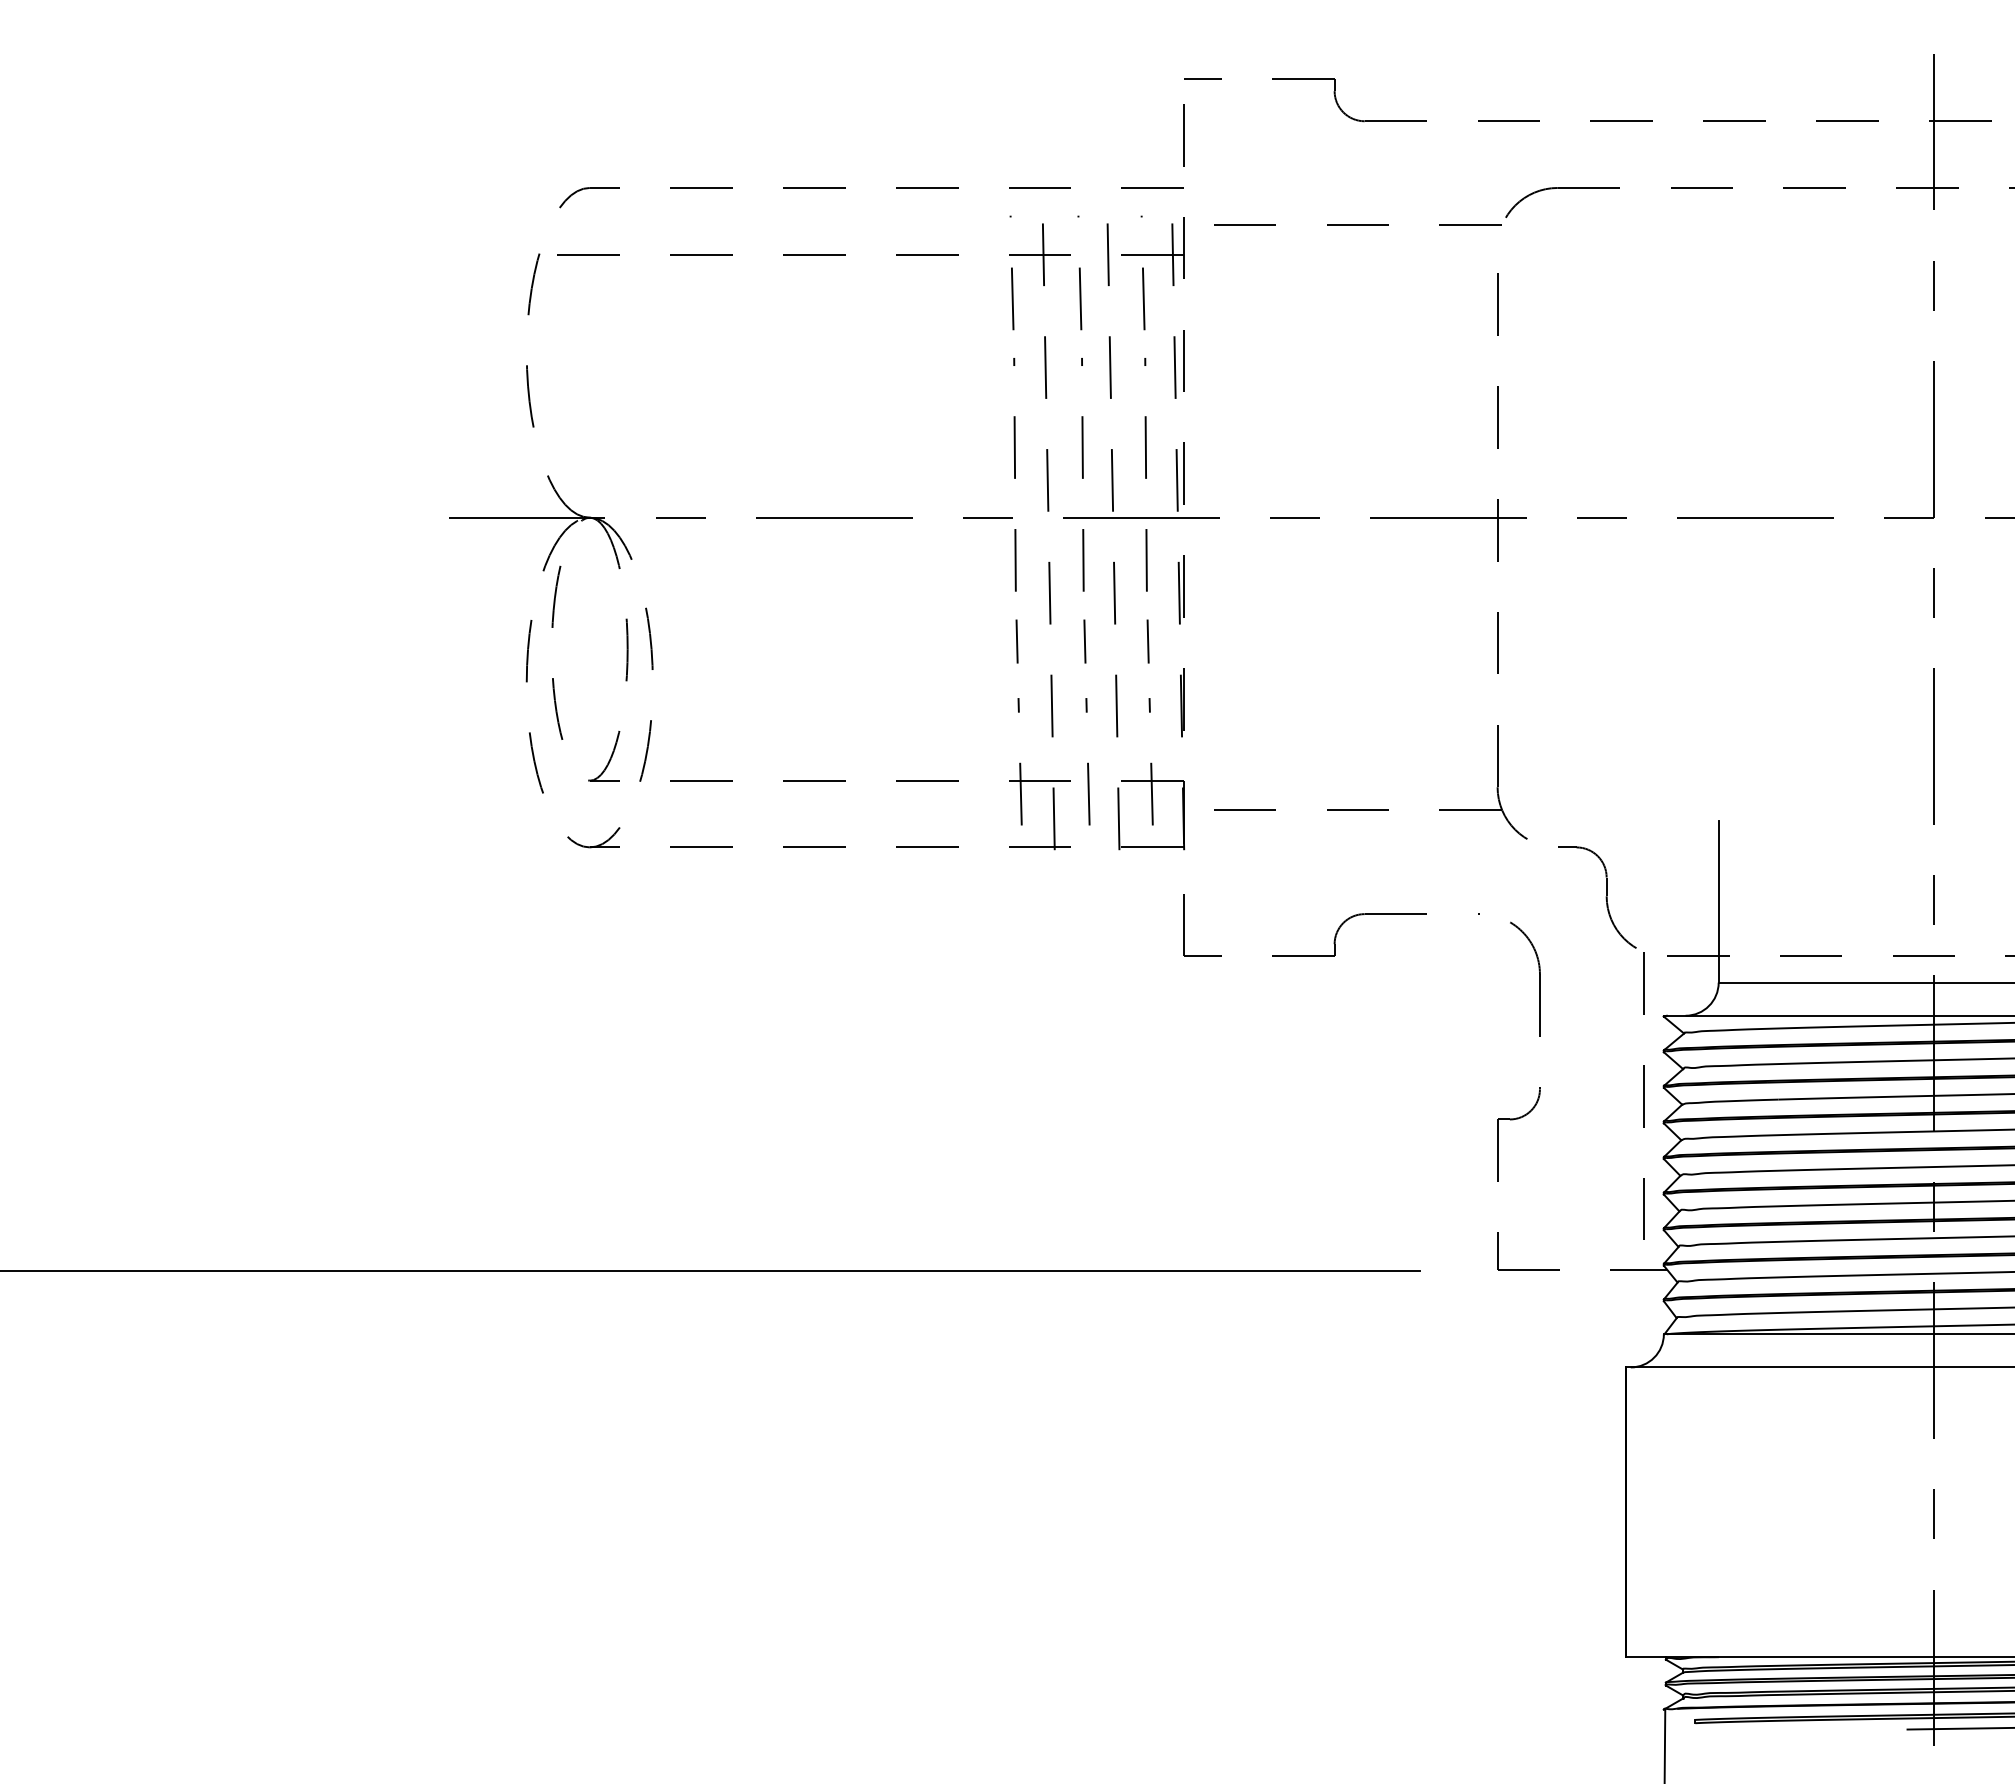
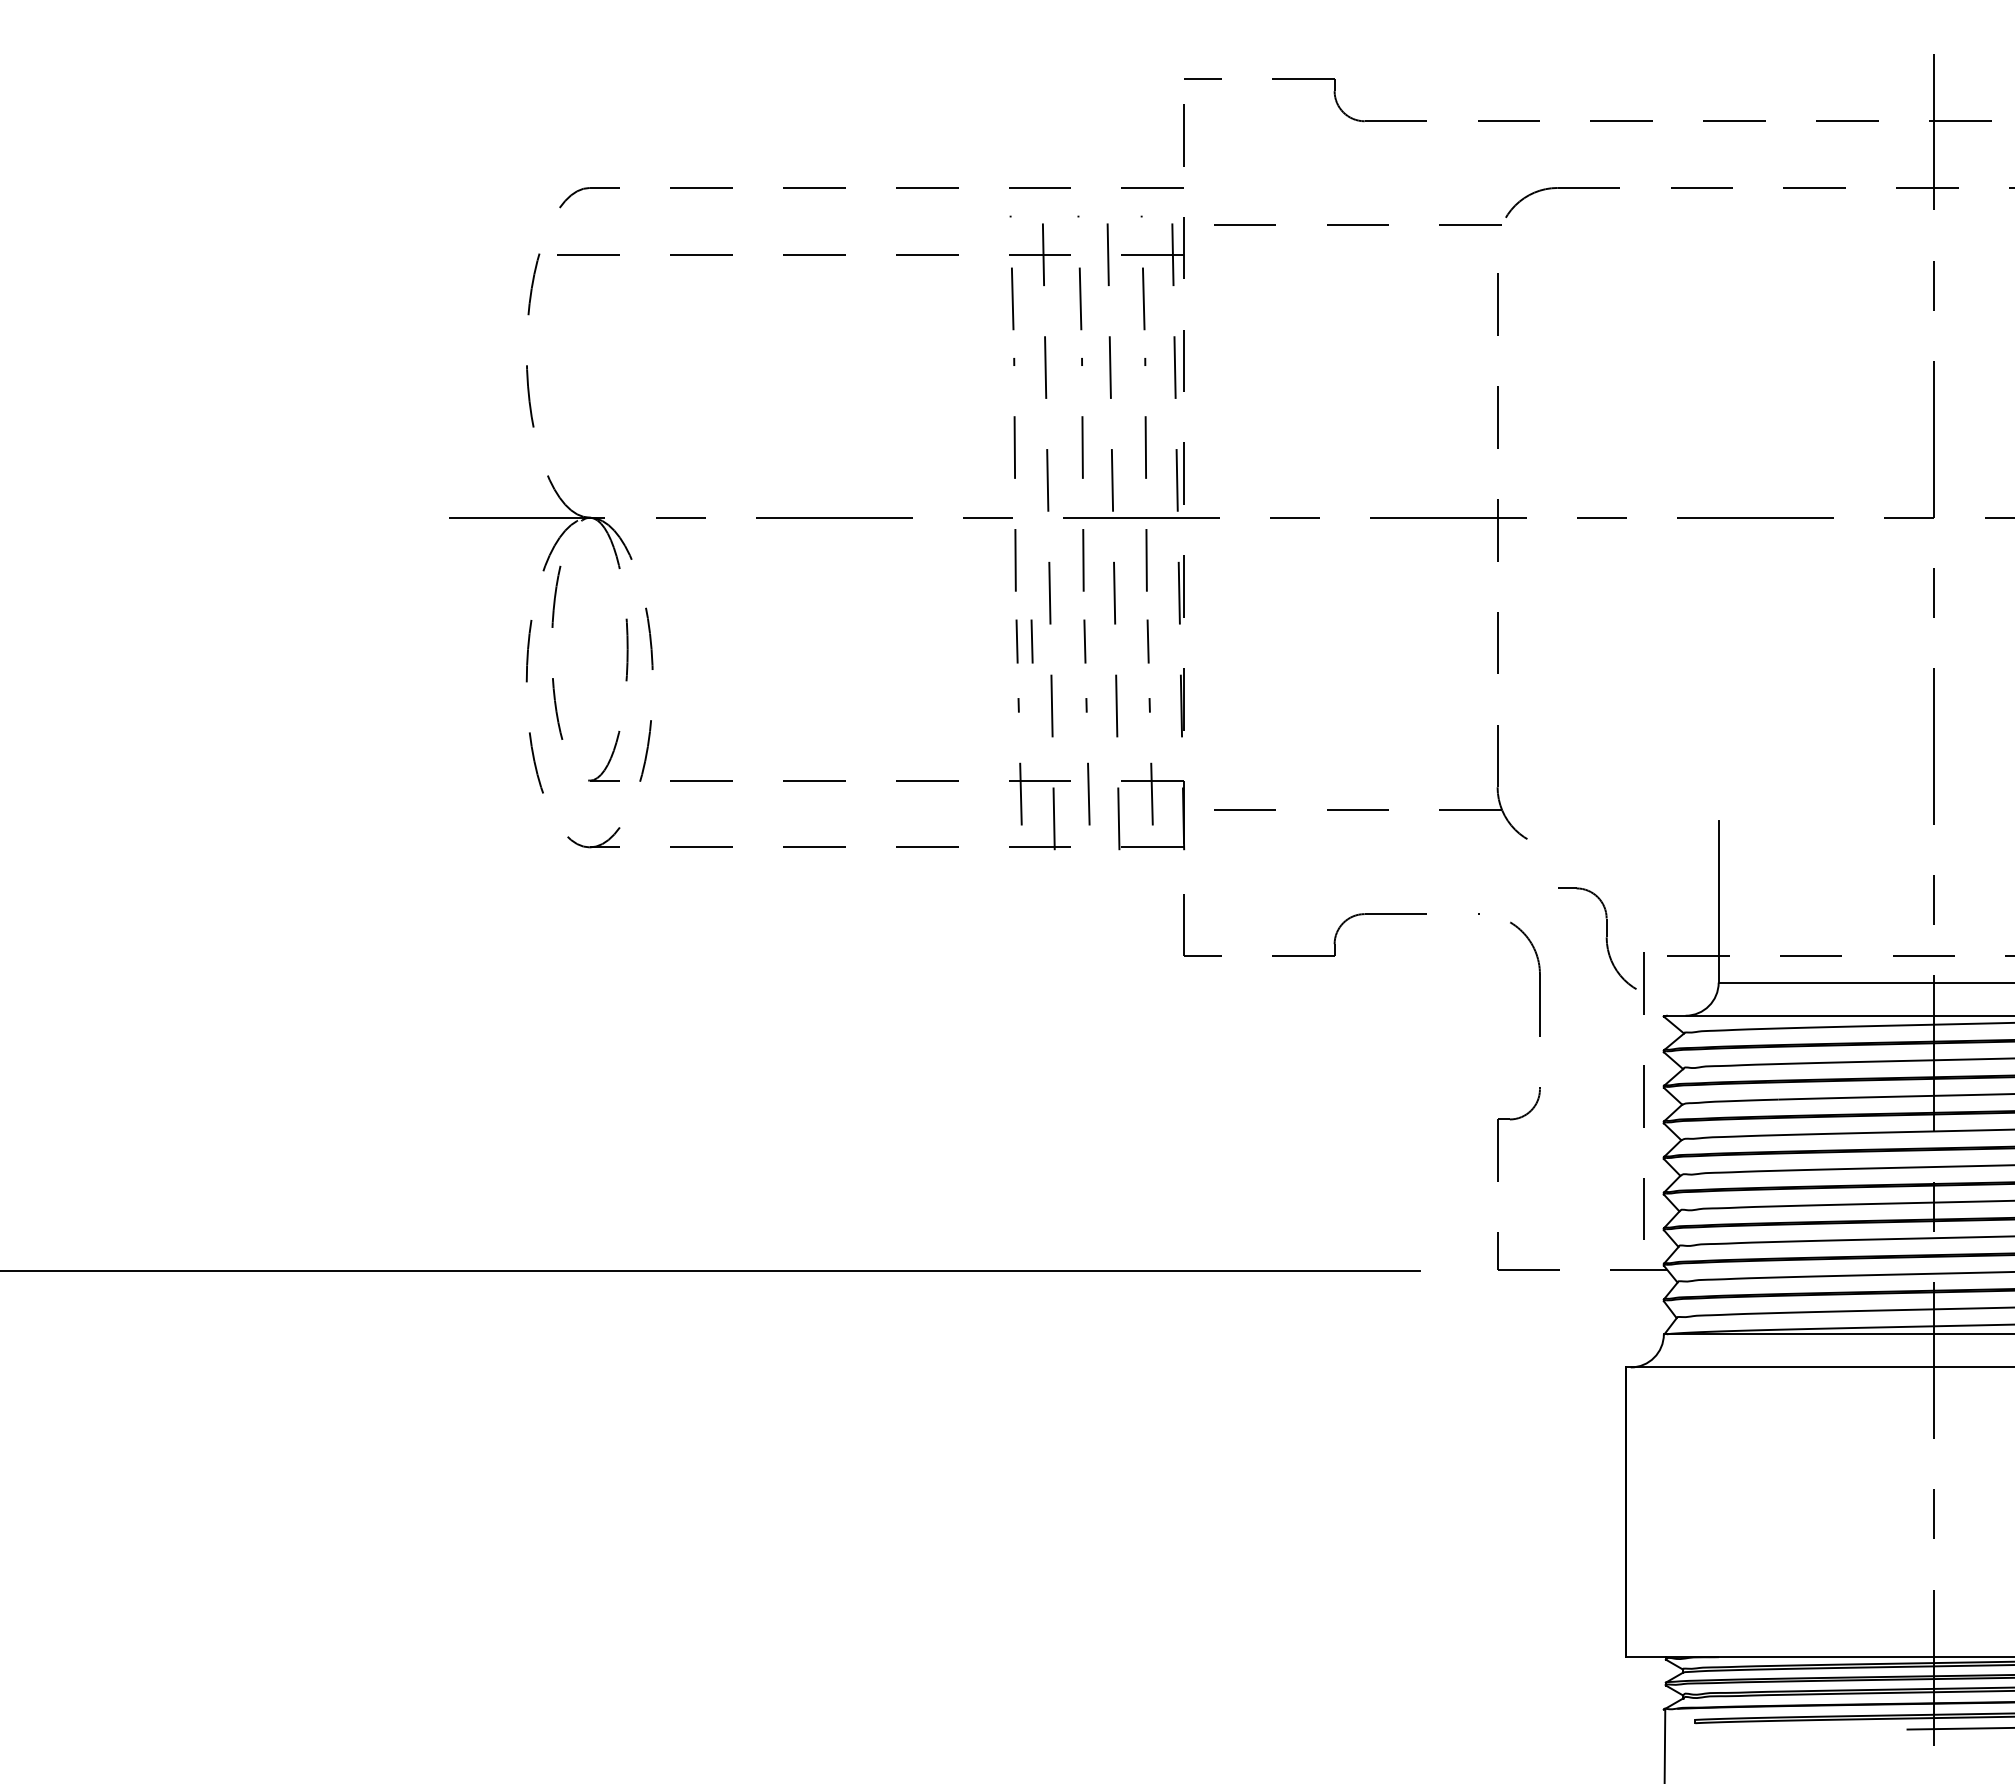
line: none -> present (1031, 641)
part position: (1605, 897) -> (1605, 938) (1605, 938)
